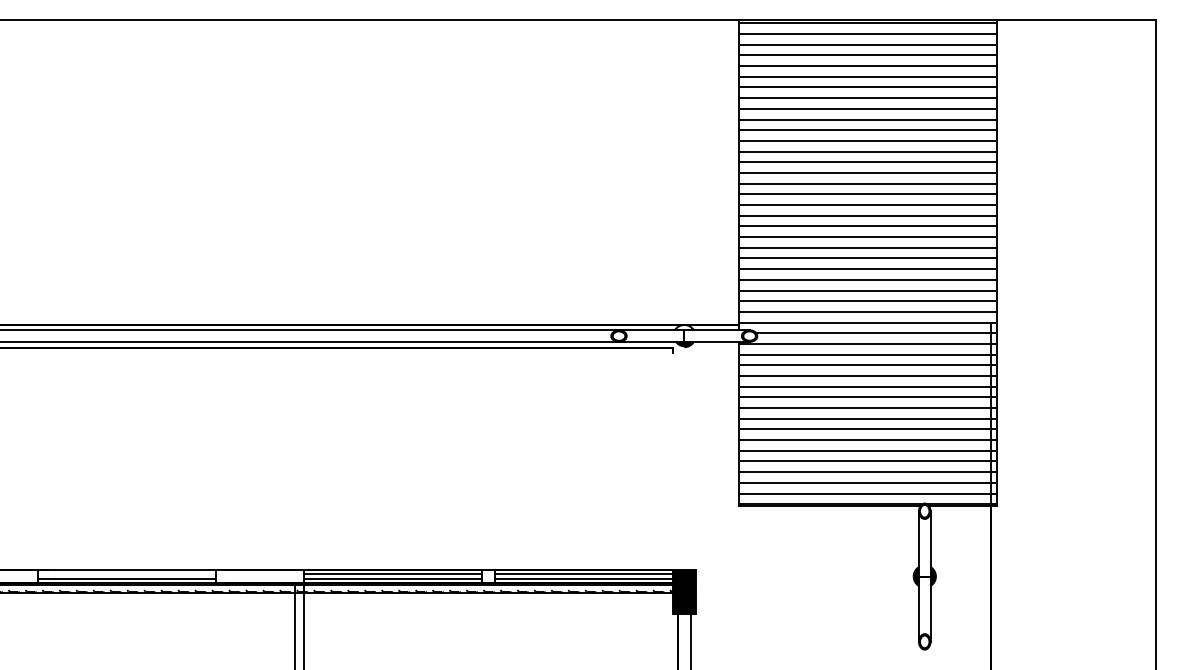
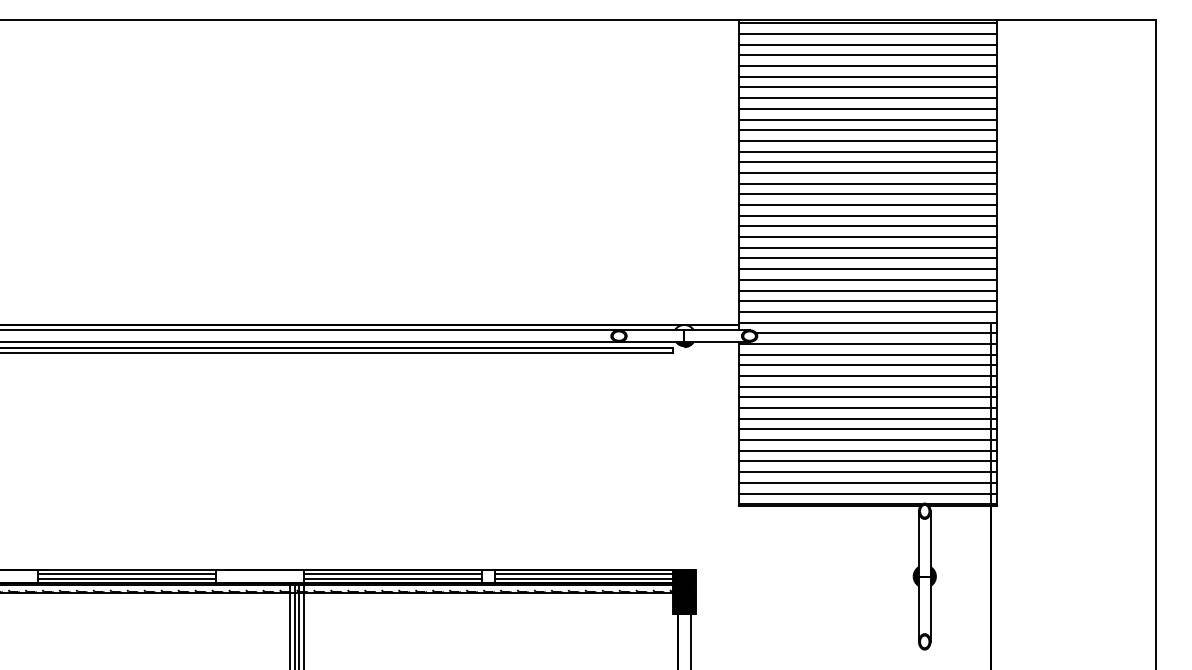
line: none -> present (337, 353)
line: none -> present (127, 574)
line: none -> present (290, 624)
line: none -> present (299, 624)
